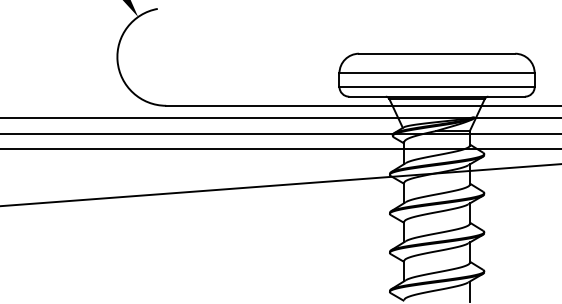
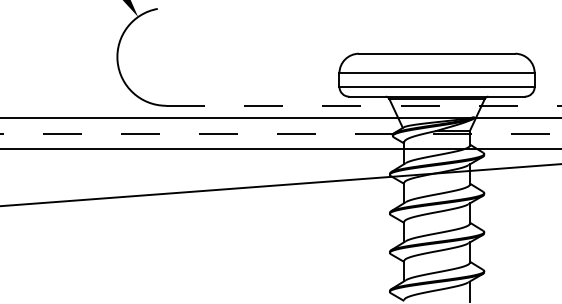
line: solid -> dashed (364, 105)
line: solid -> dashed (281, 133)
